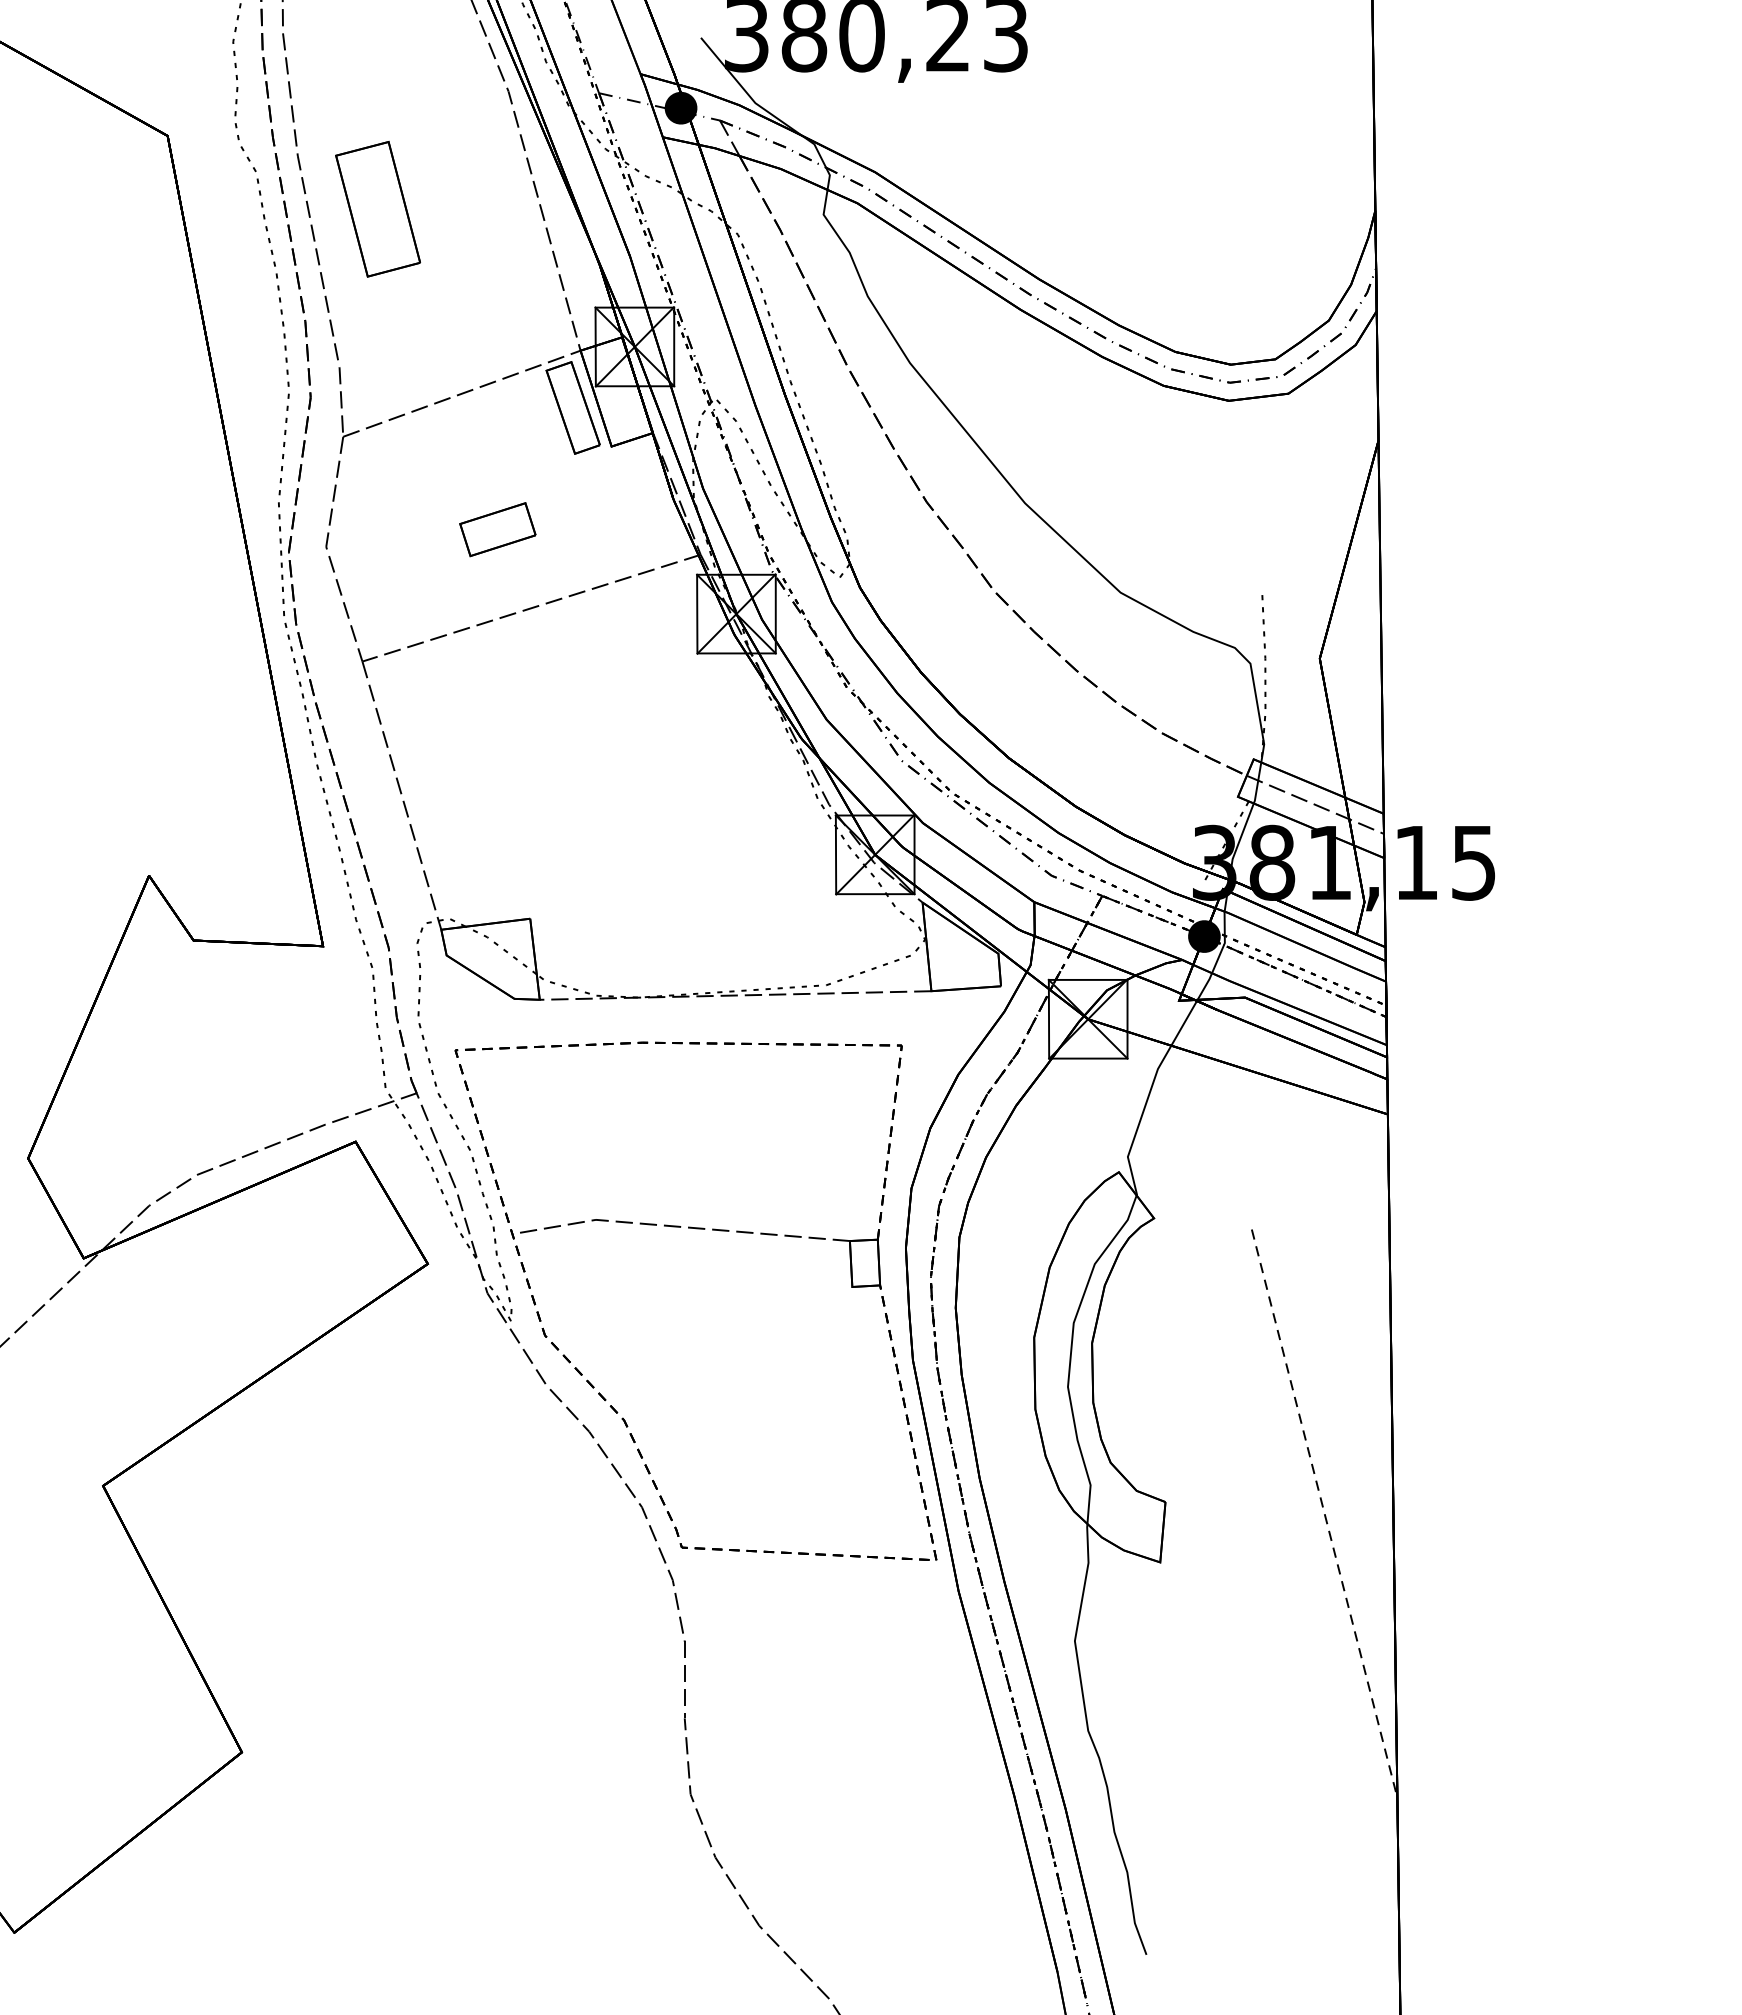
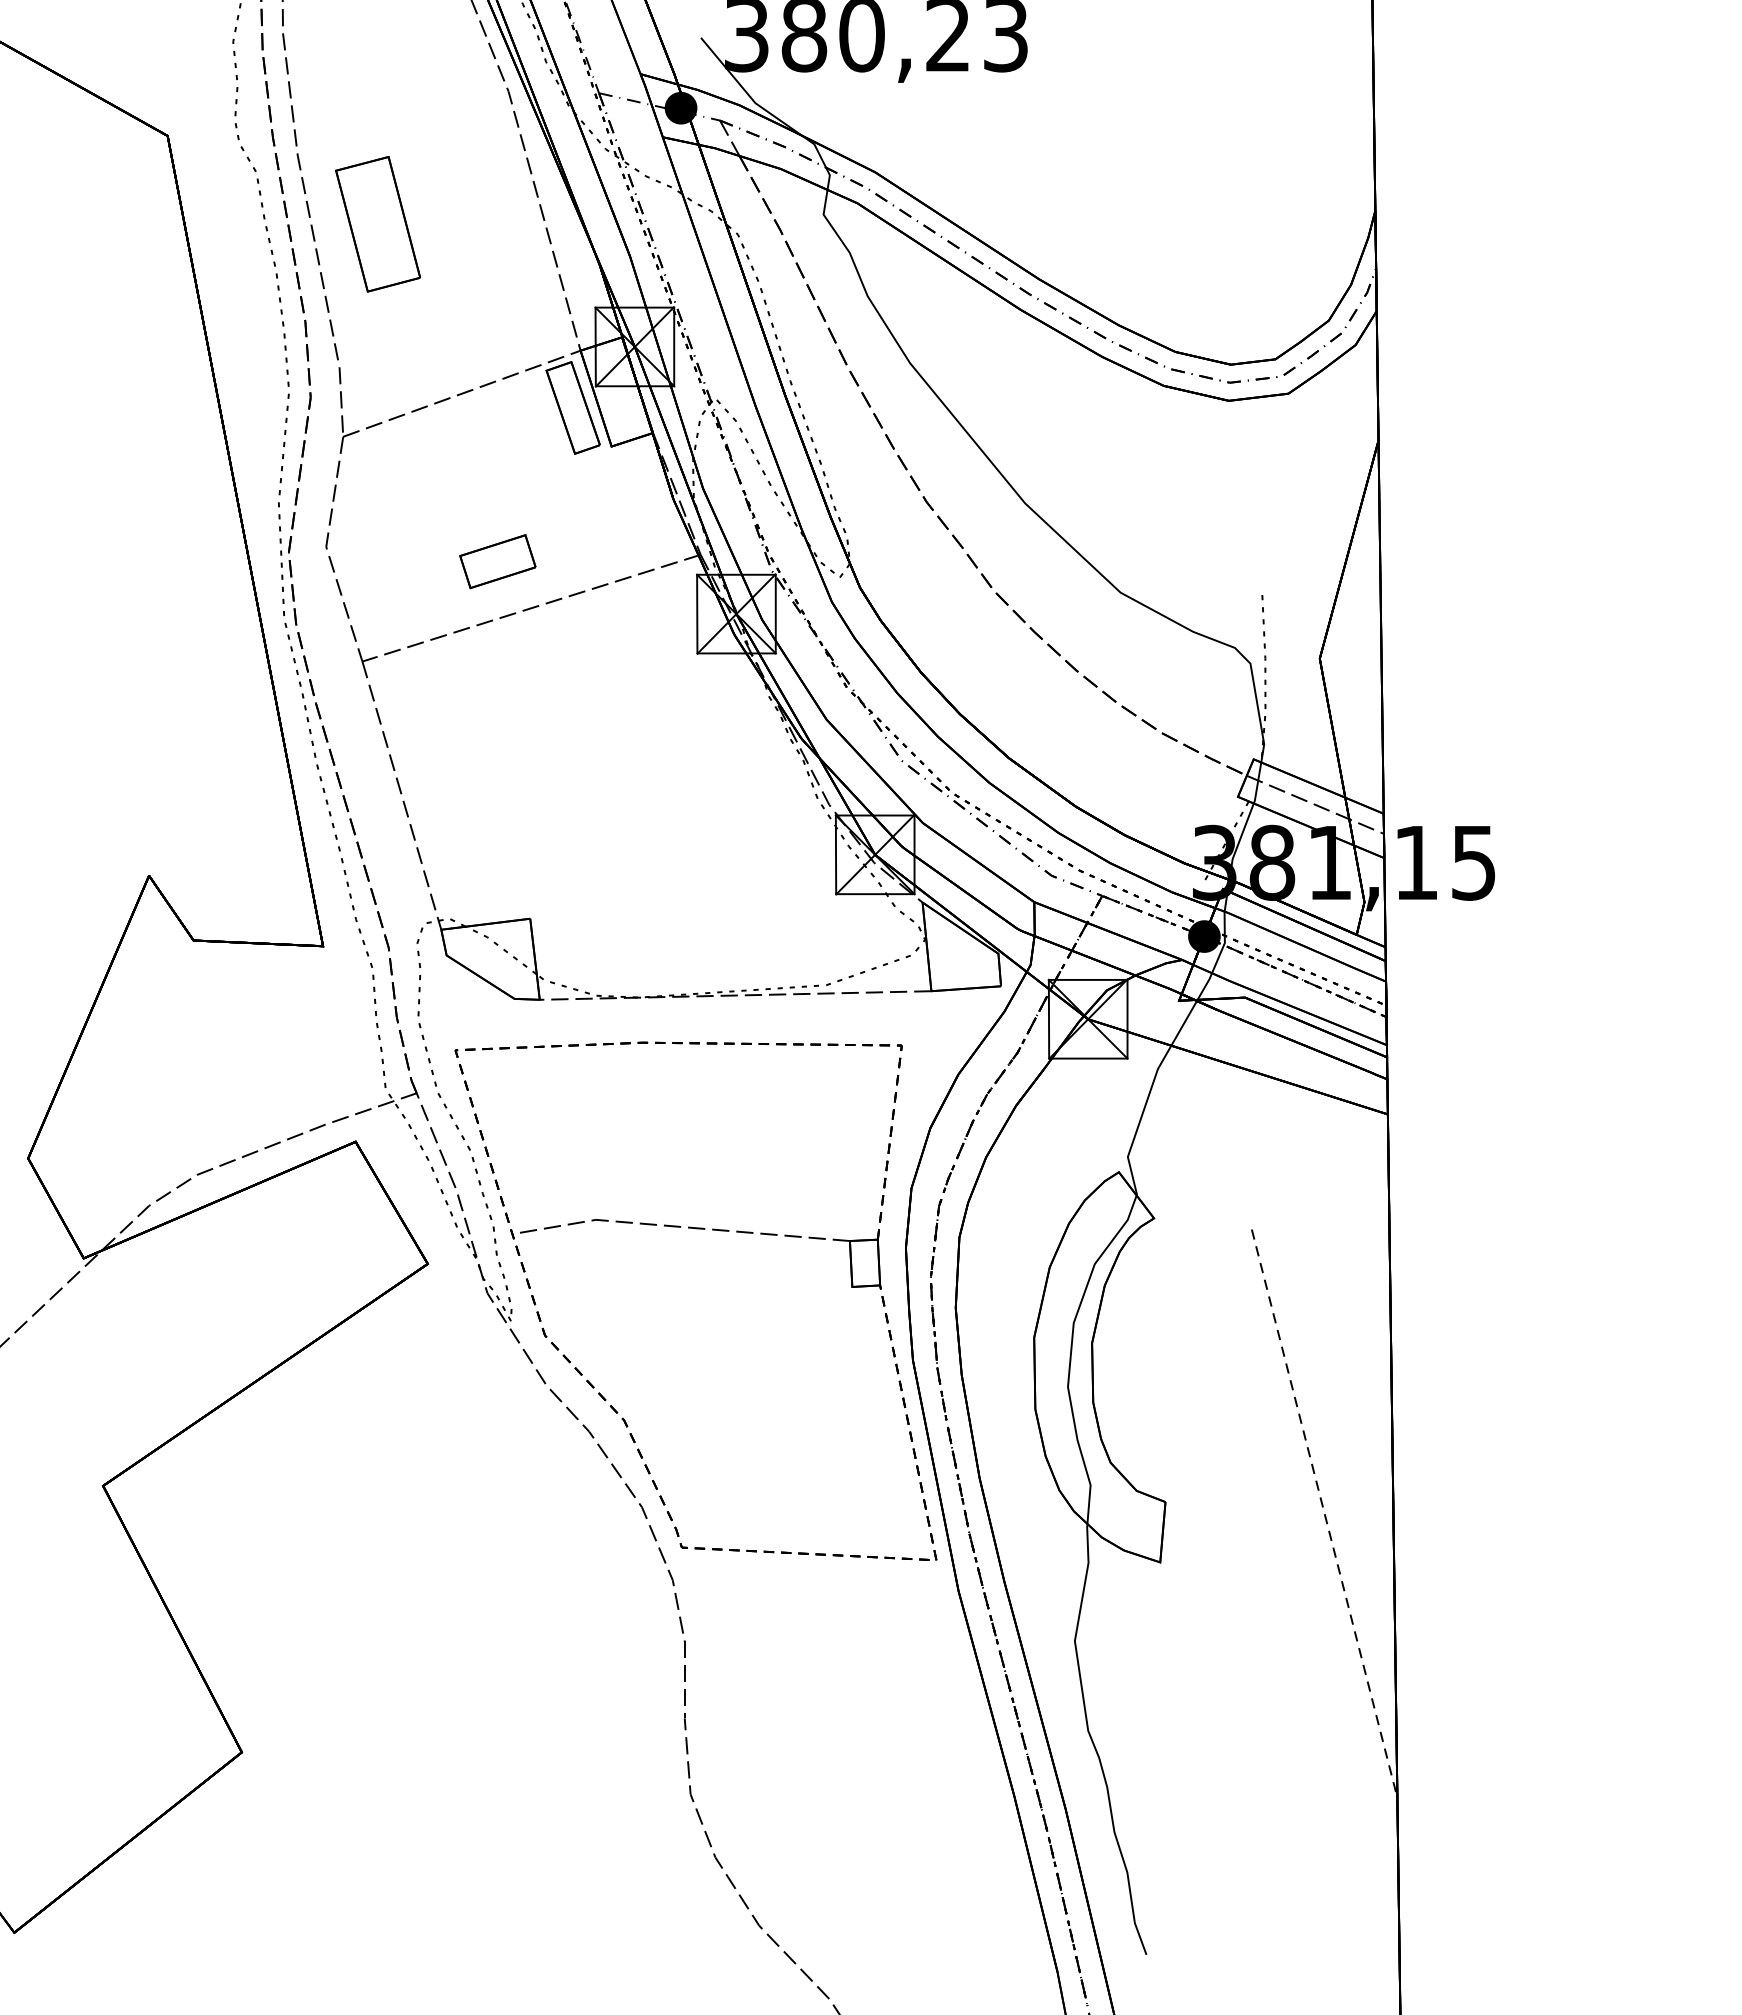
part position: (377, 209) -> (377, 224) (377, 224)
part position: (497, 529) -> (497, 561) (497, 561)
